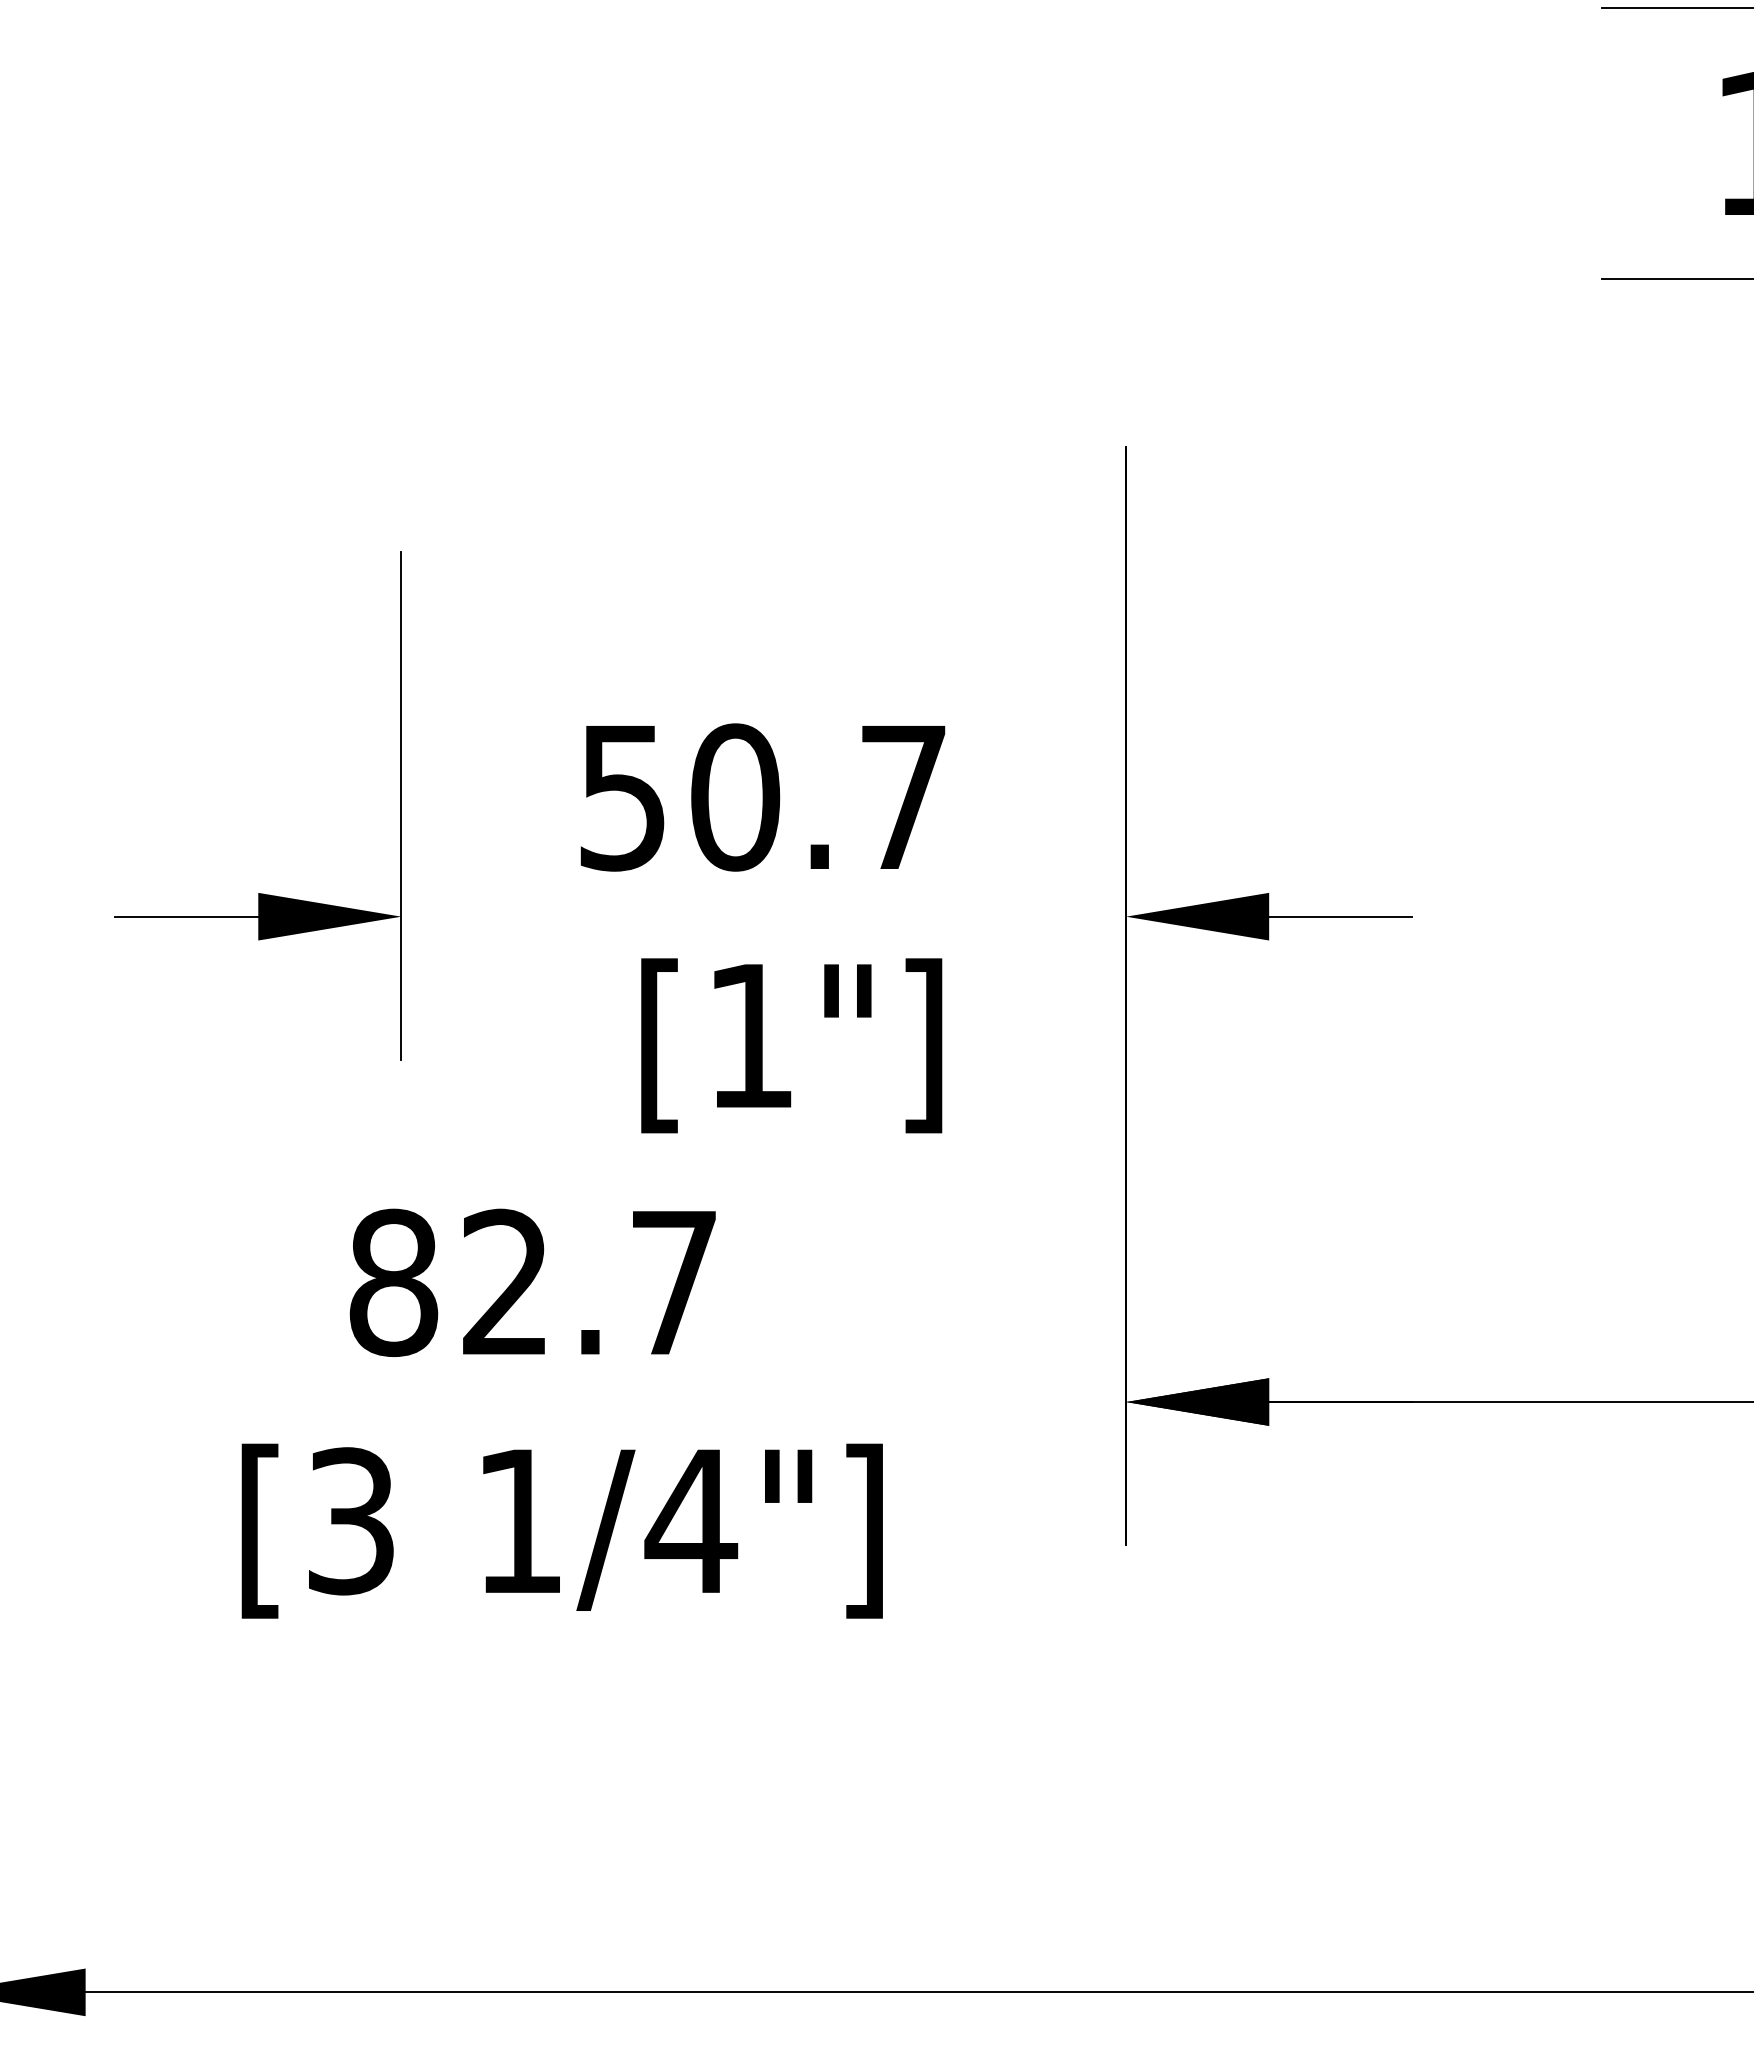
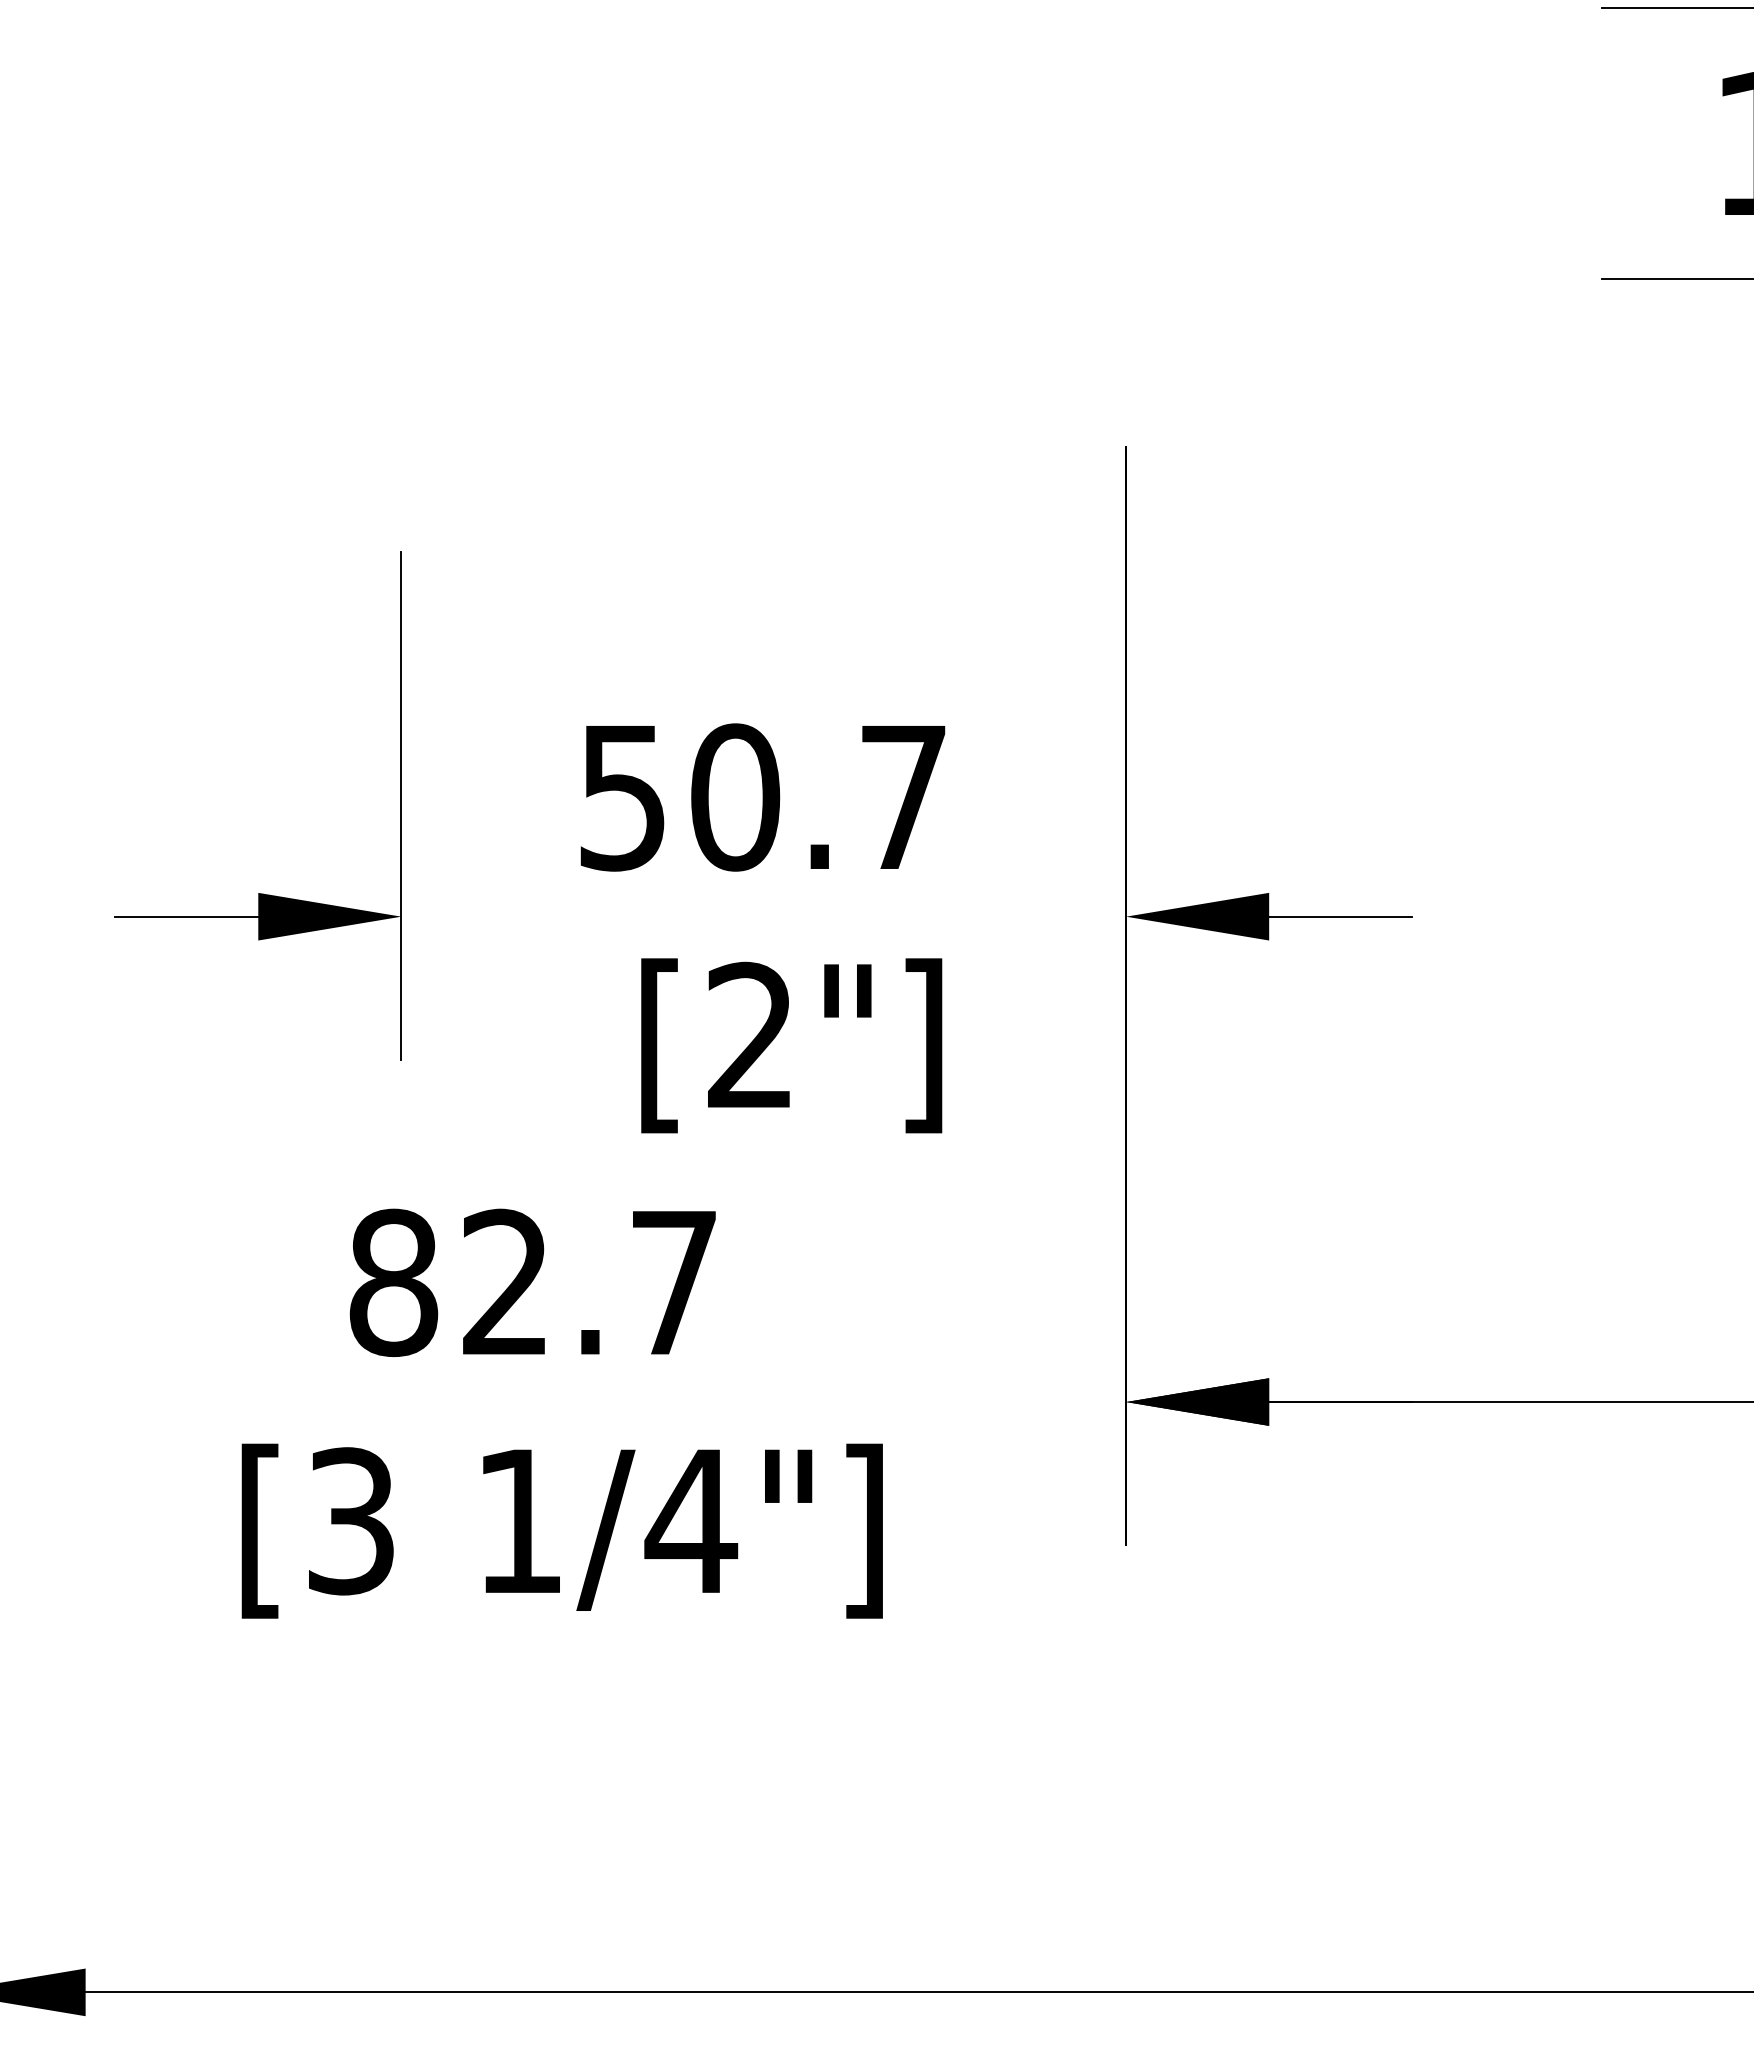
text: [1"] -> [2"] (749, 1034)
